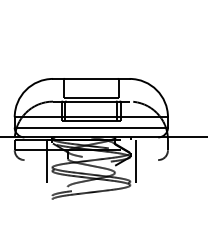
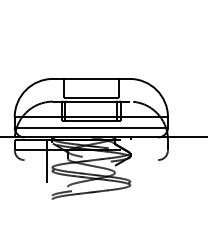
line: present -> none (135, 161)
